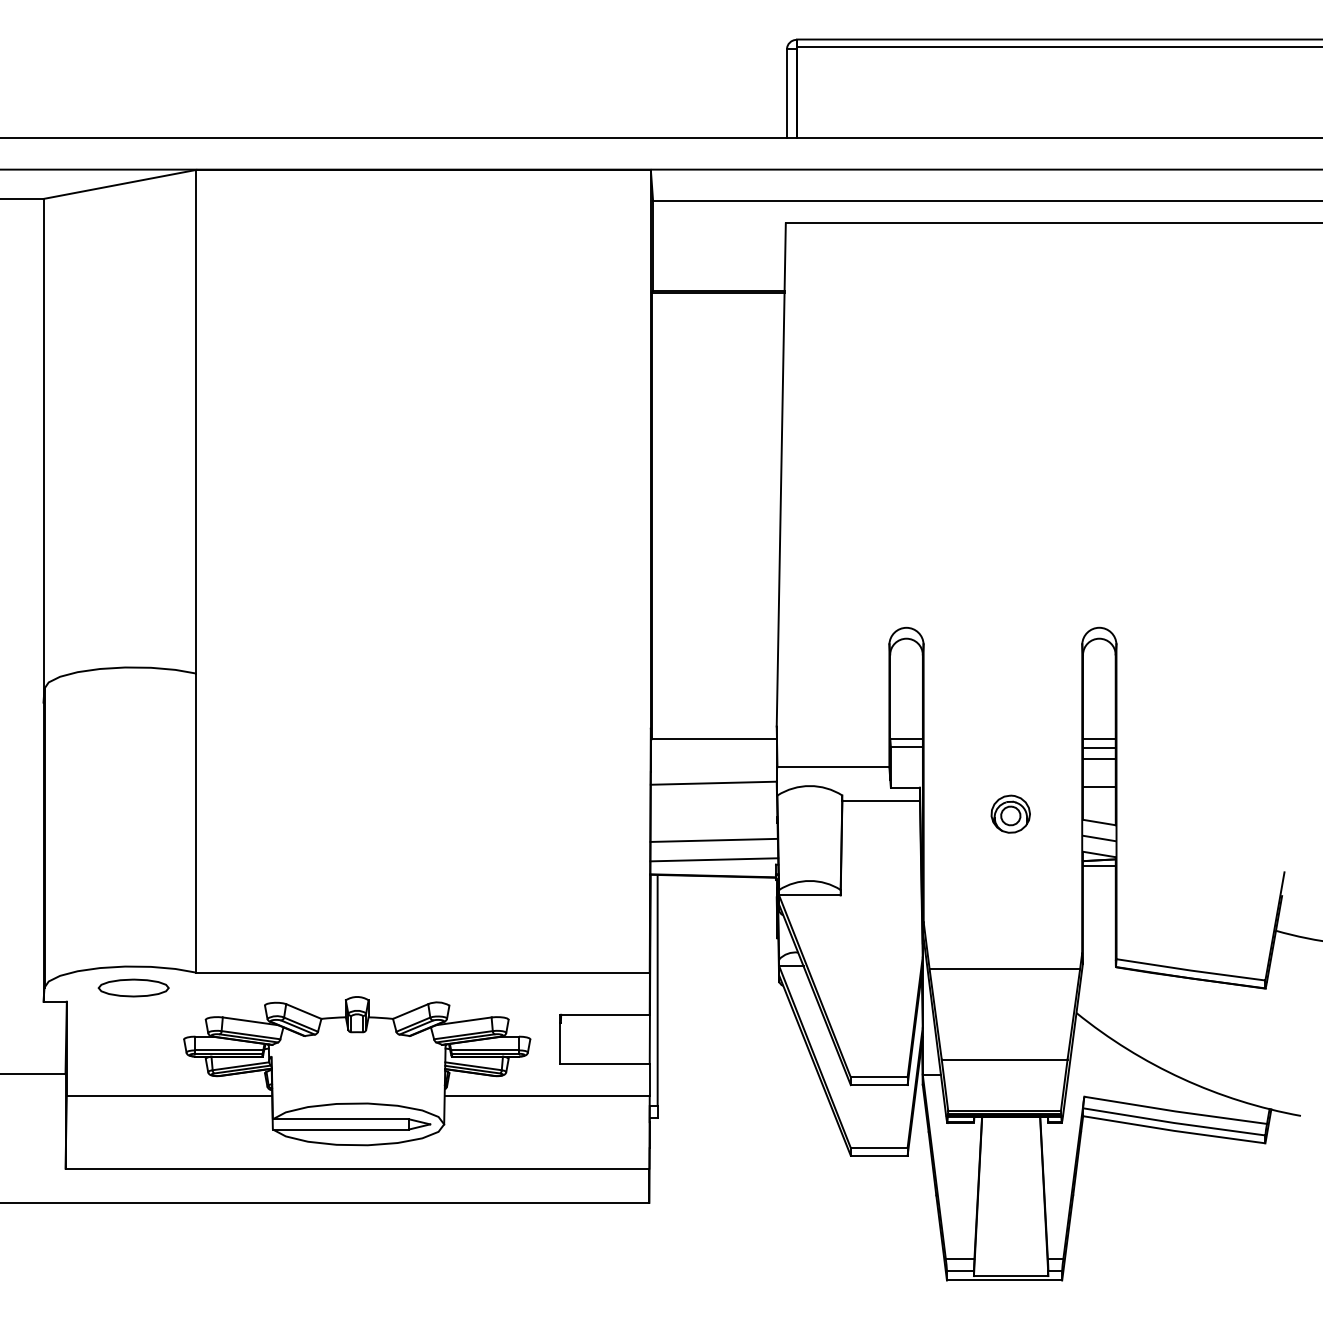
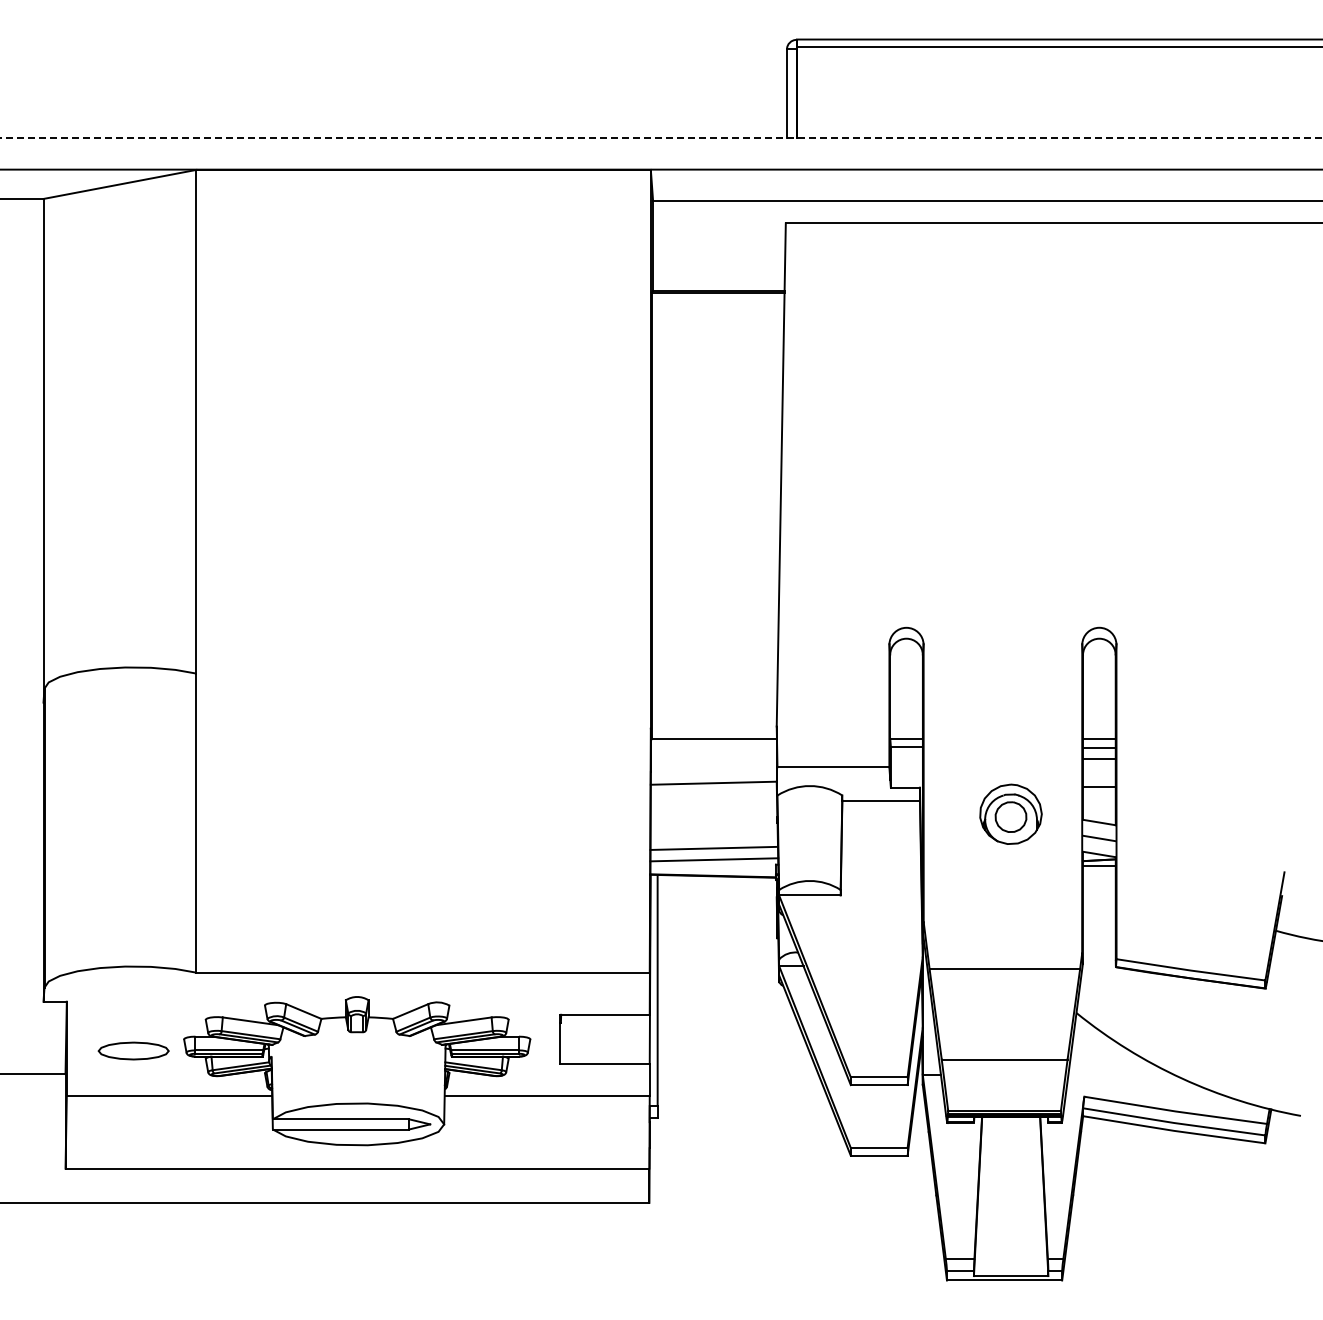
line: solid -> dashed (661, 138)
part size: 41x40 px -> 64x62 px (1010, 813)
line position: (713, 839) -> (713, 847) (713, 847)
part position: (133, 987) -> (133, 1050) (133, 1050)
